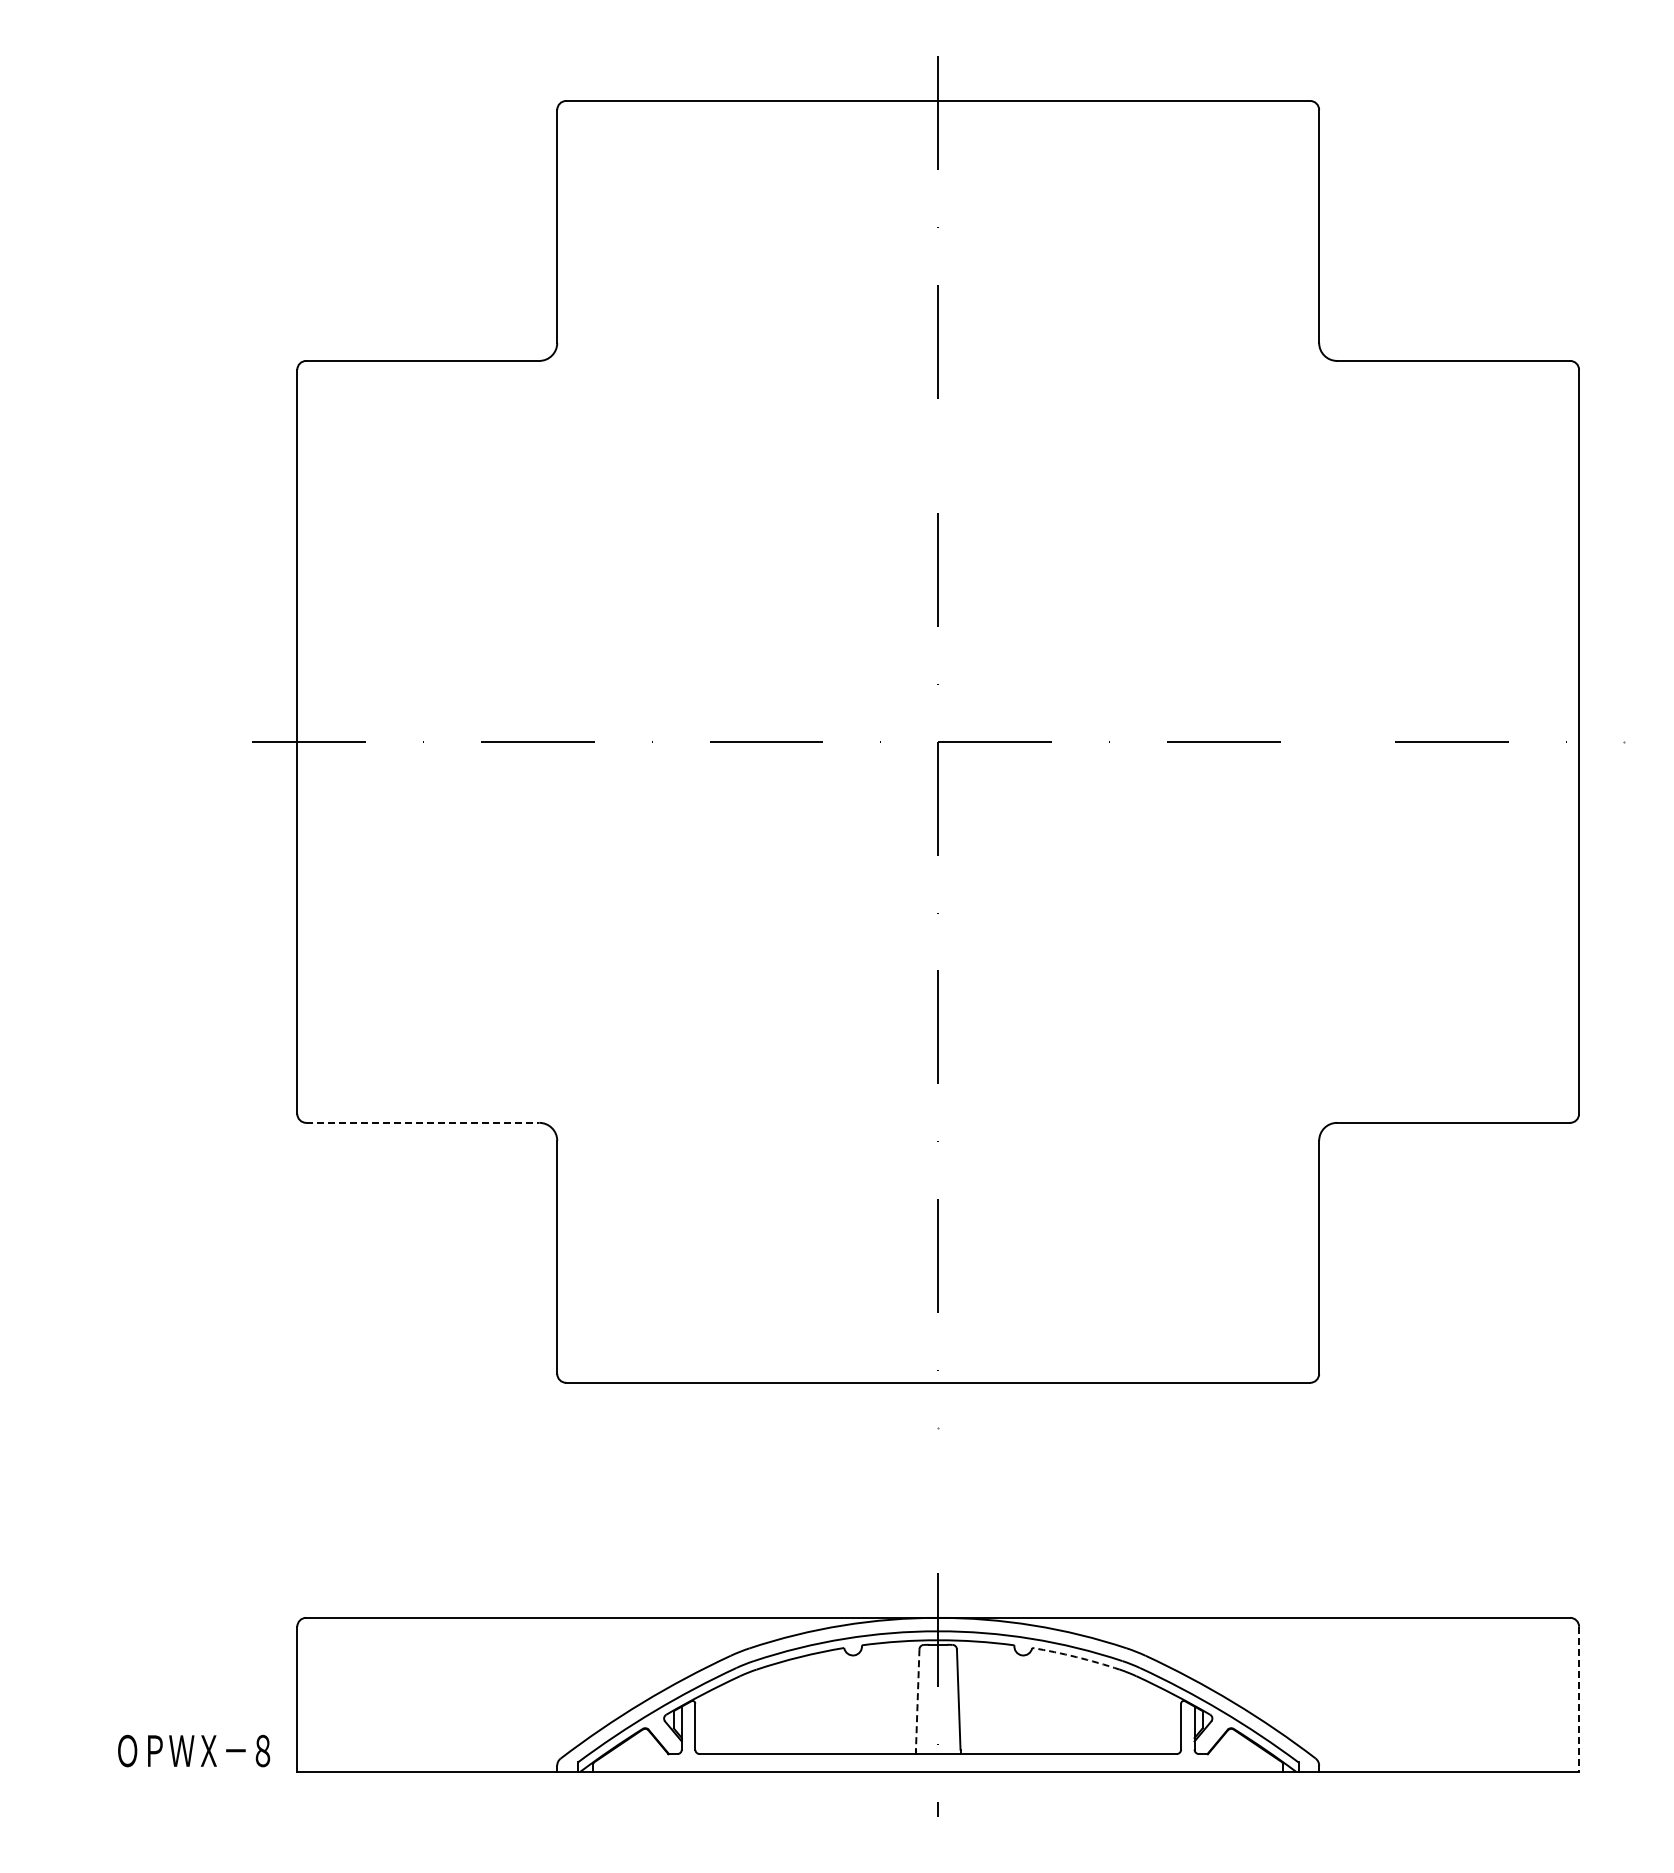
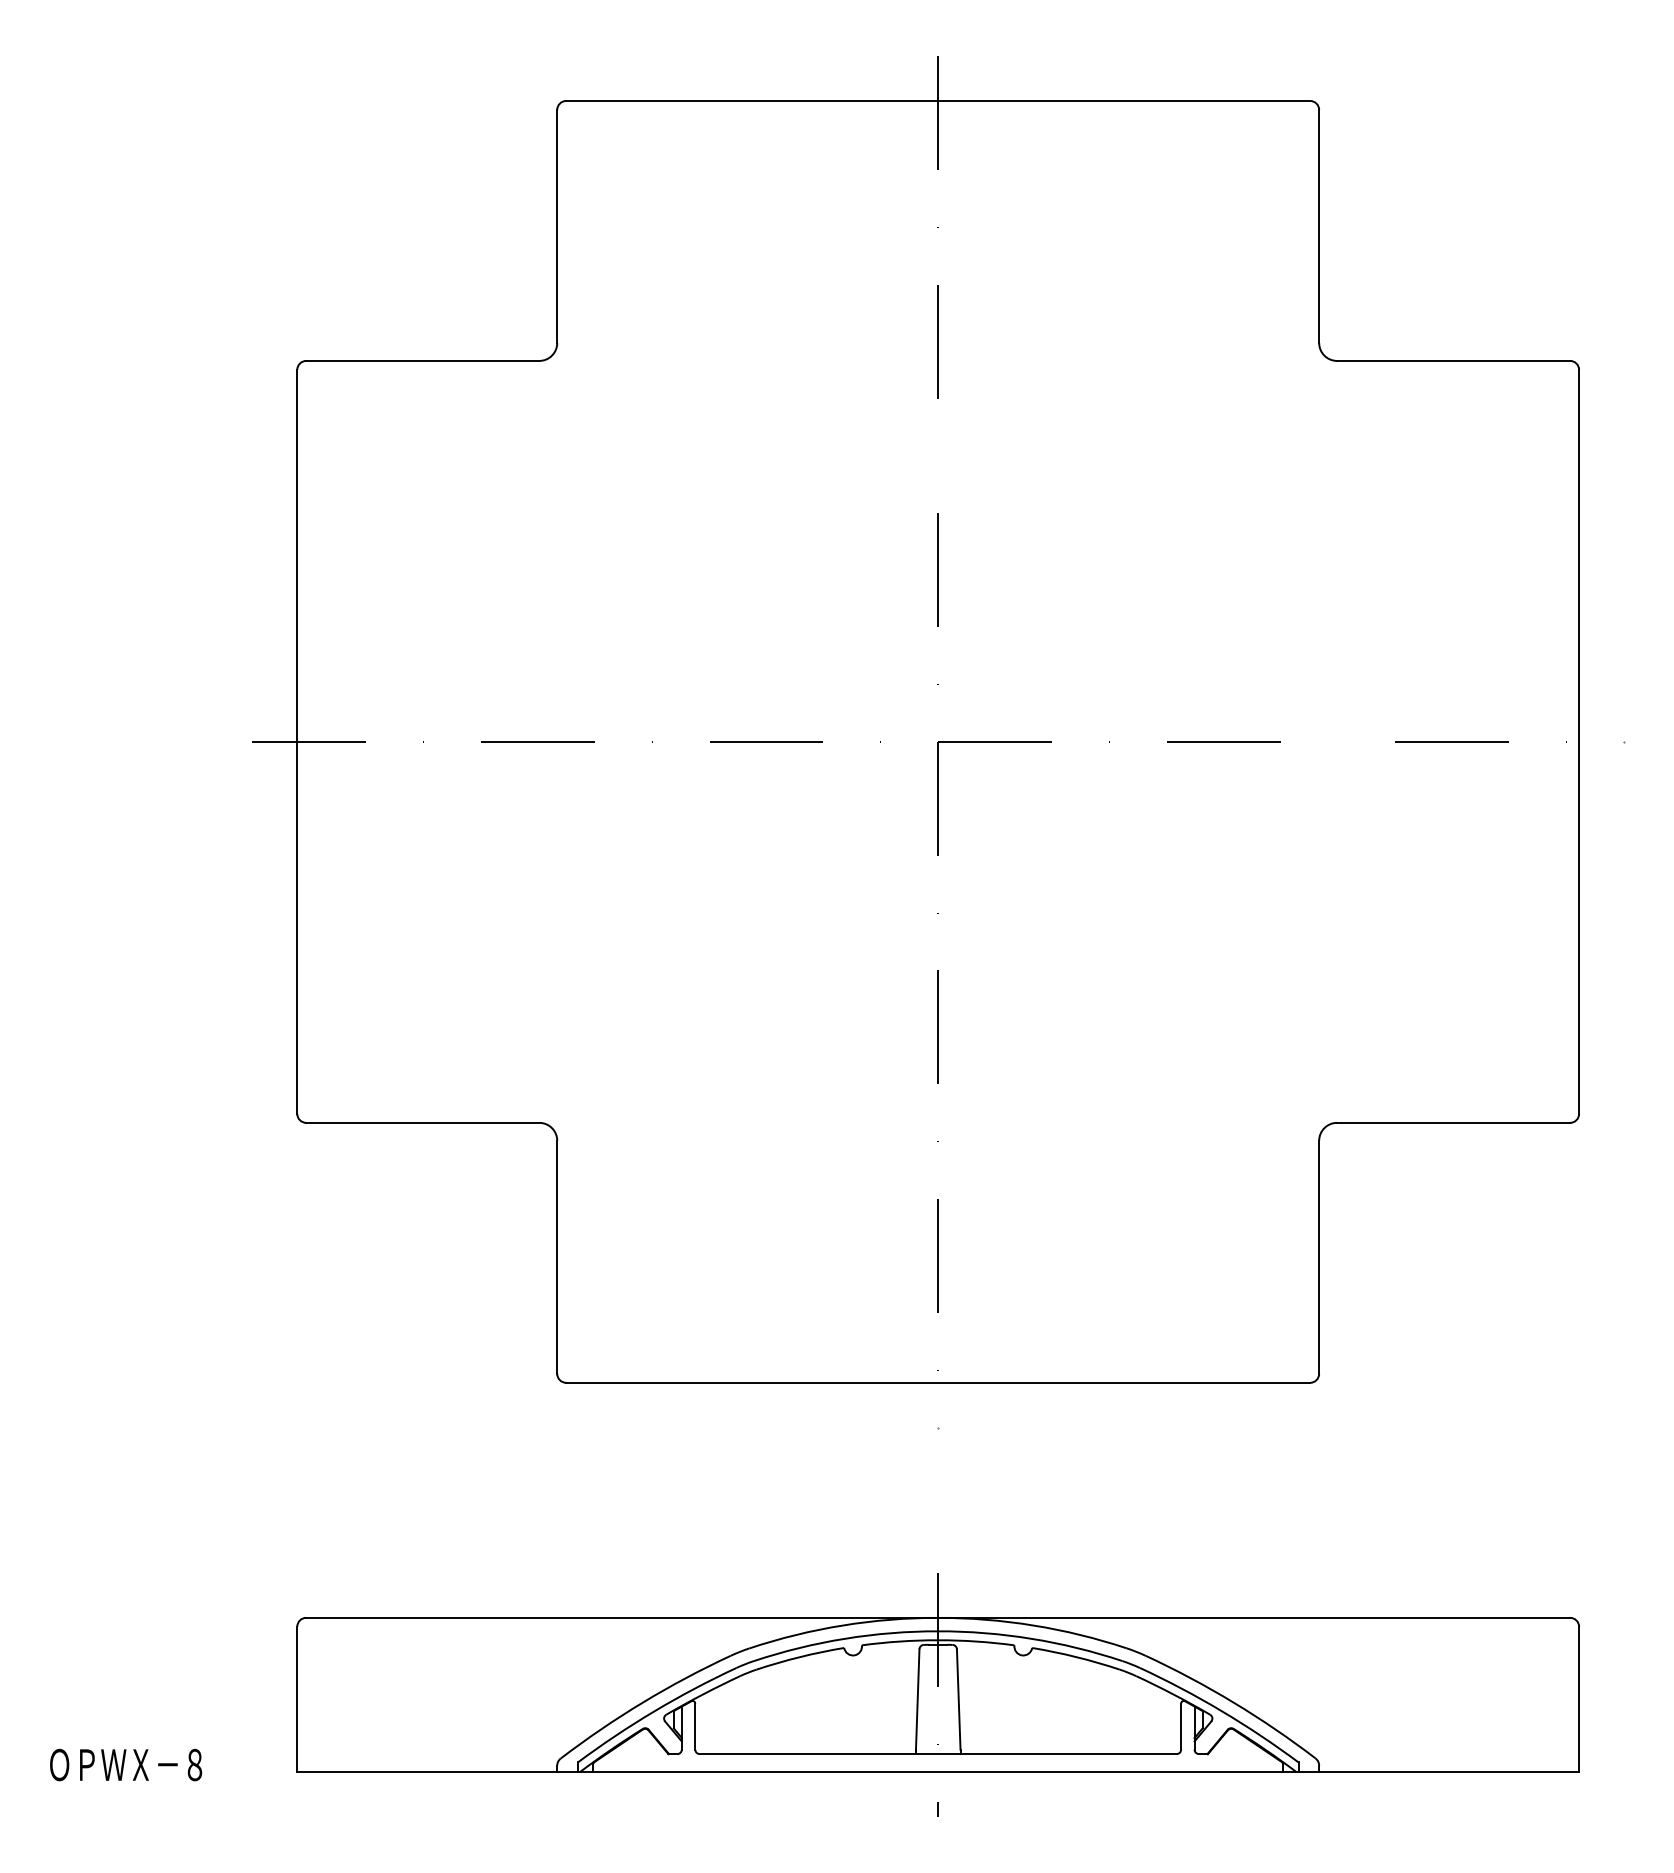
line: dashed -> solid (422, 1122)
arc: dashed -> solid (1076, 1657)
line: dashed -> solid (917, 1699)
line: dashed -> solid (1579, 1699)
text position: (194, 1750) -> (126, 1764) (126, 1764)
